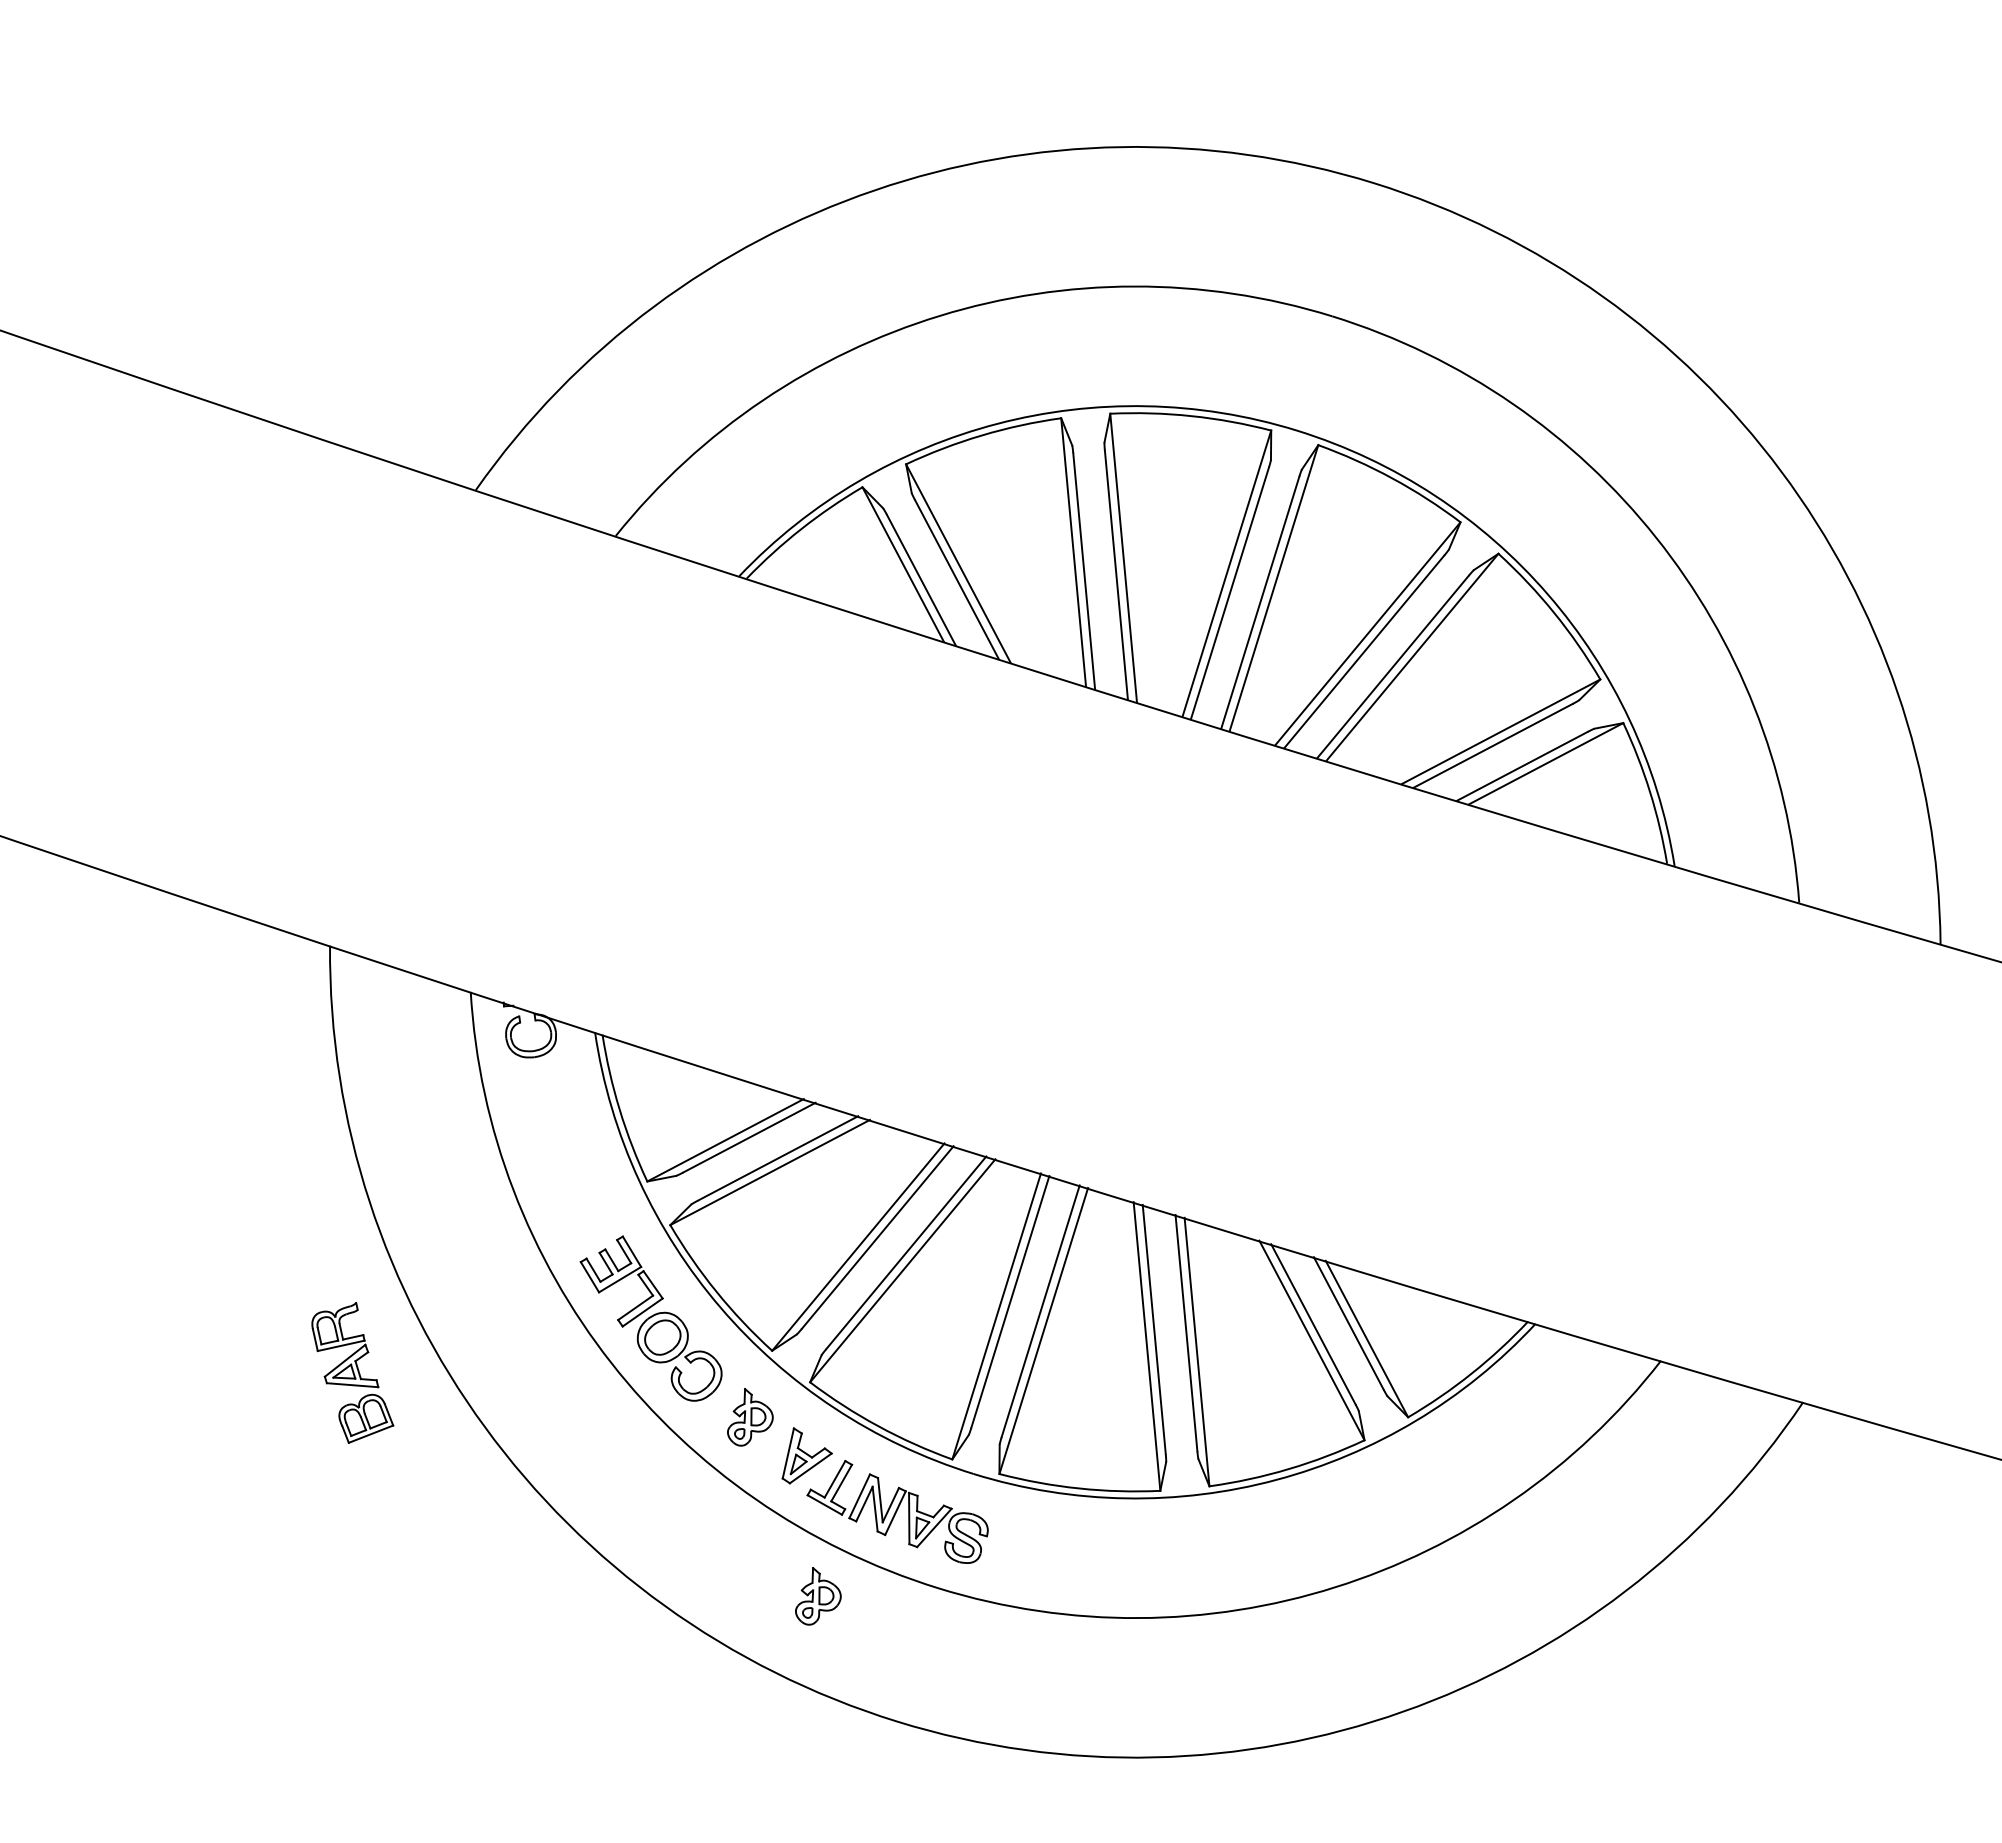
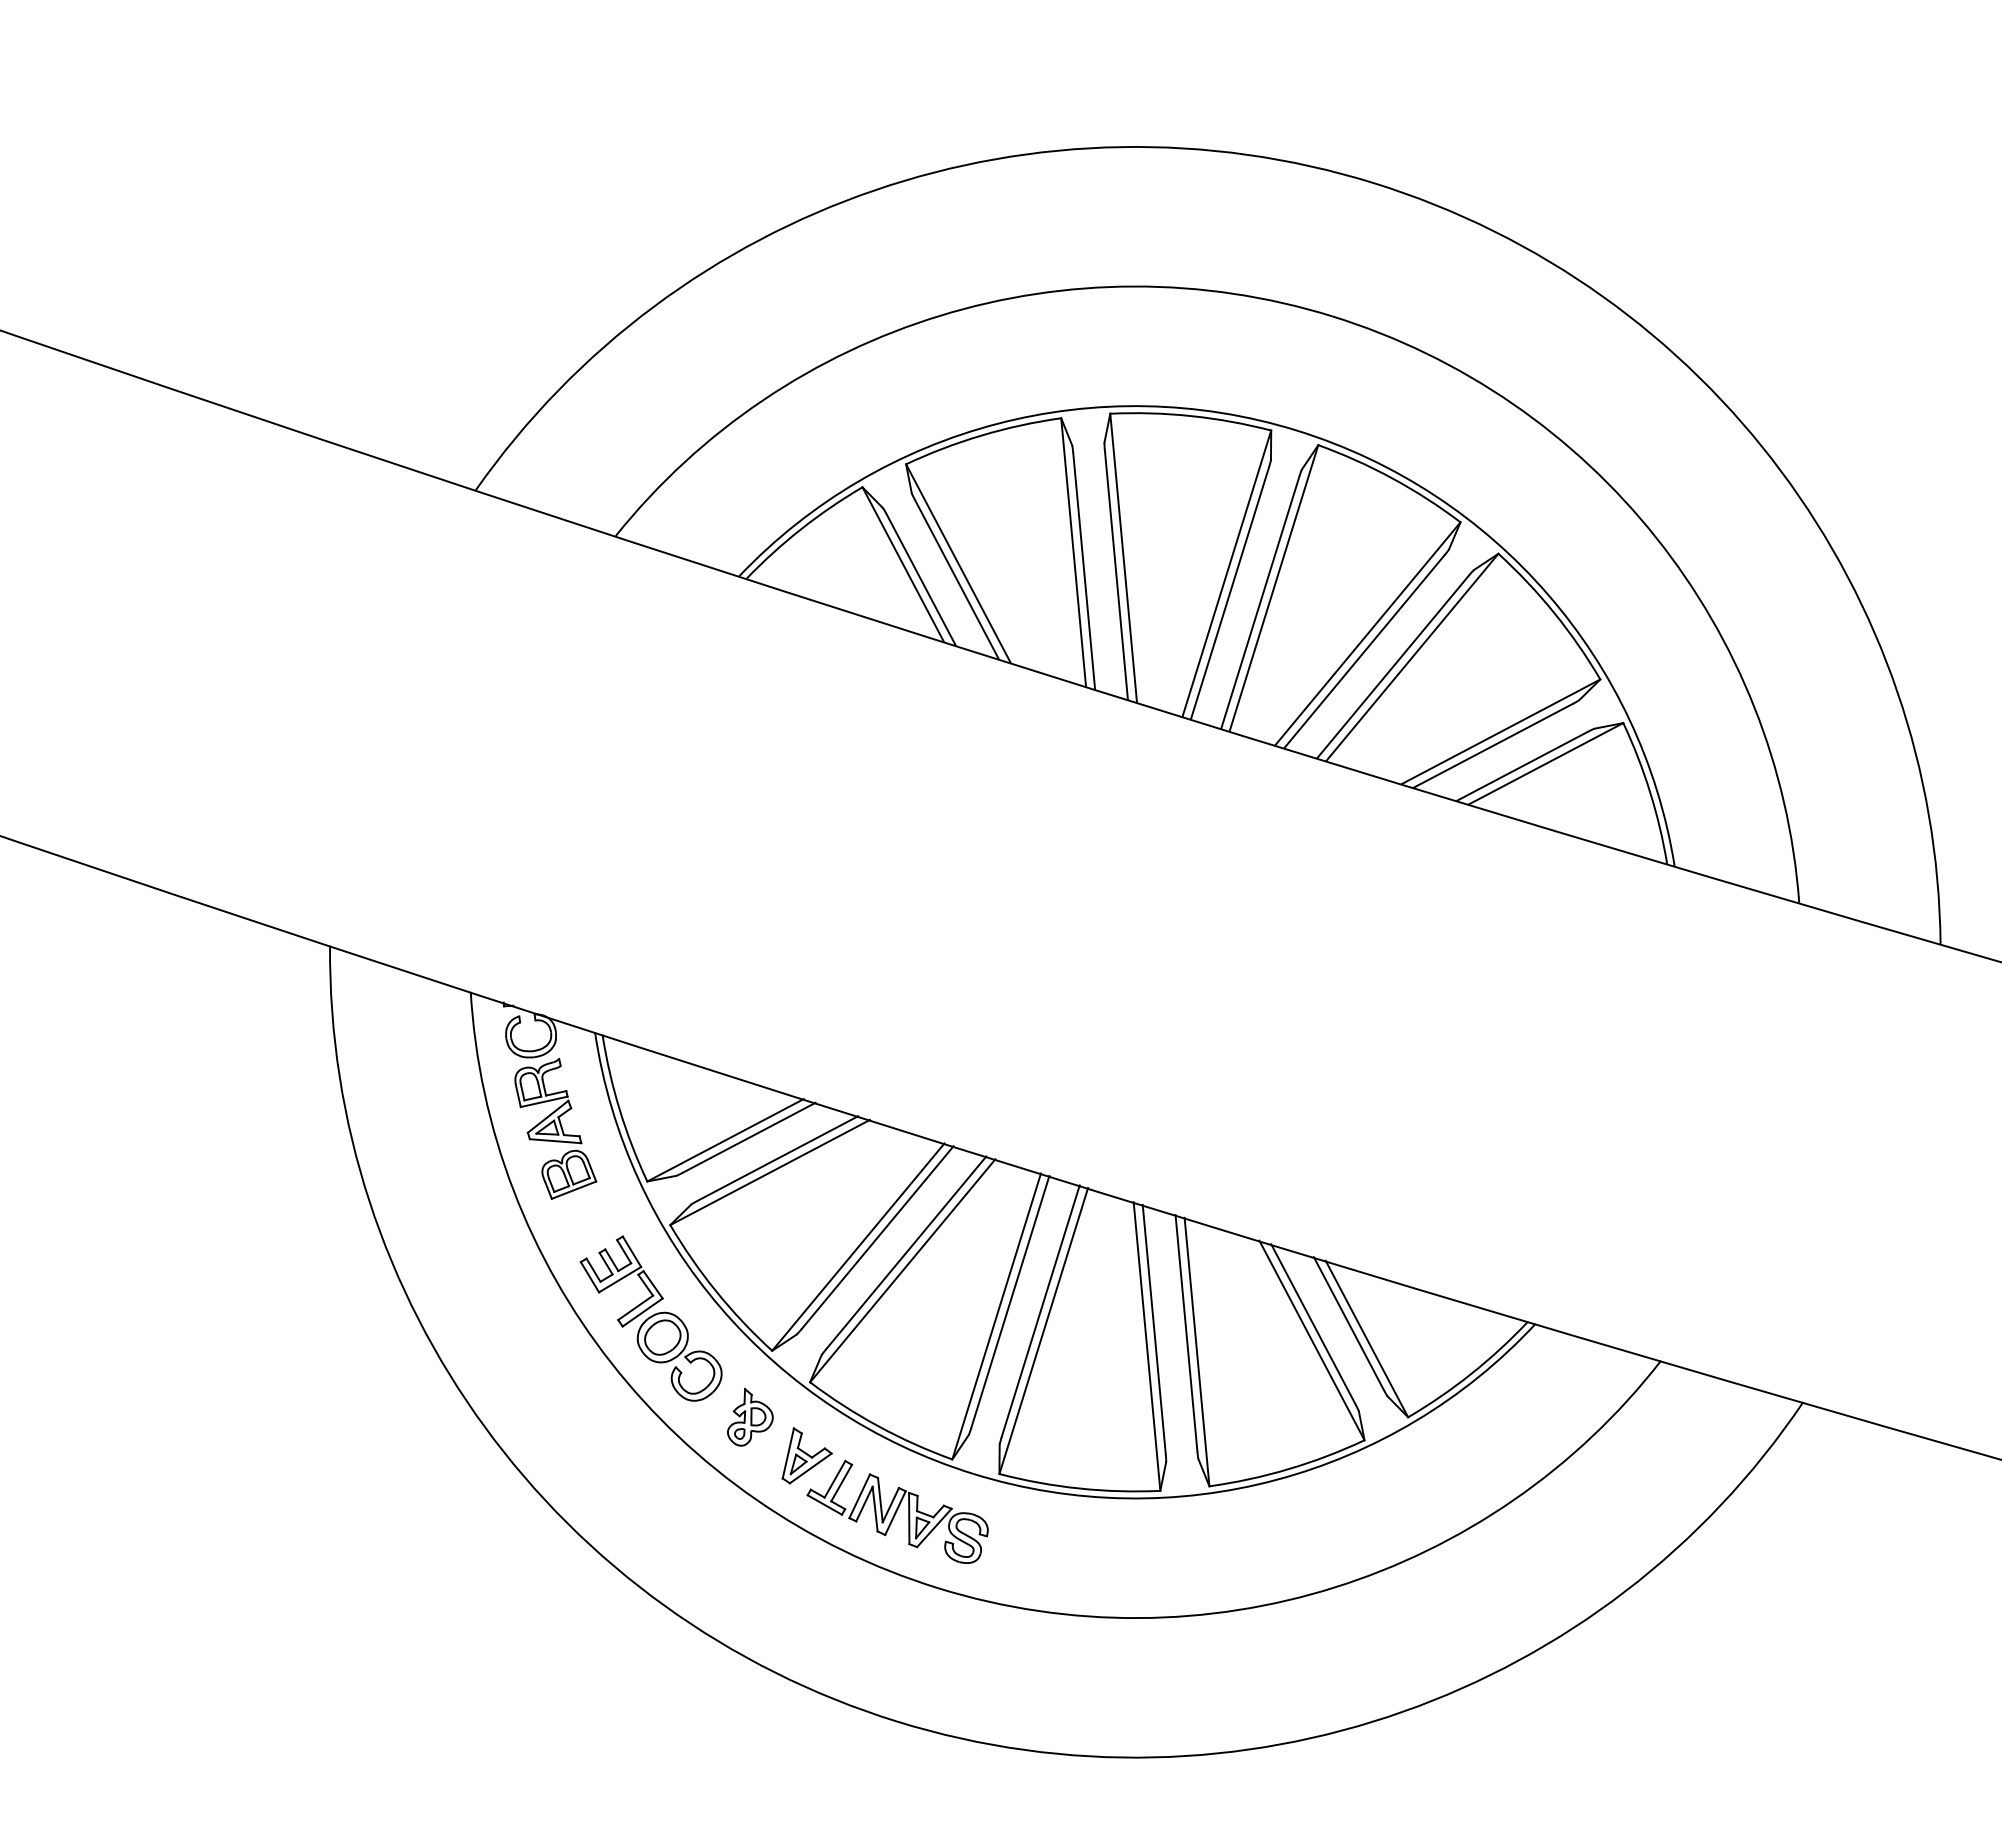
part position: (352, 1372) -> (555, 1128) (555, 1128)
part: present -> none (818, 1596)
